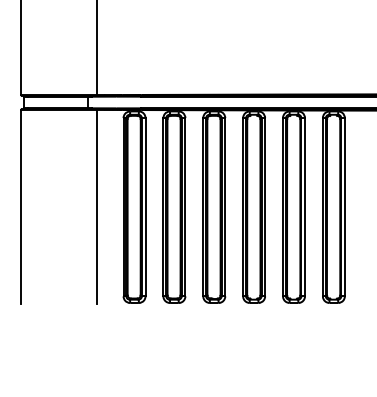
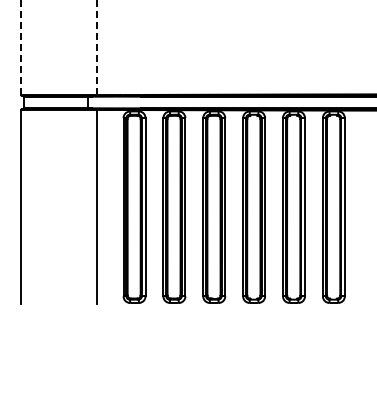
line: solid -> dashed (96, 47)
line: solid -> dashed (21, 48)
